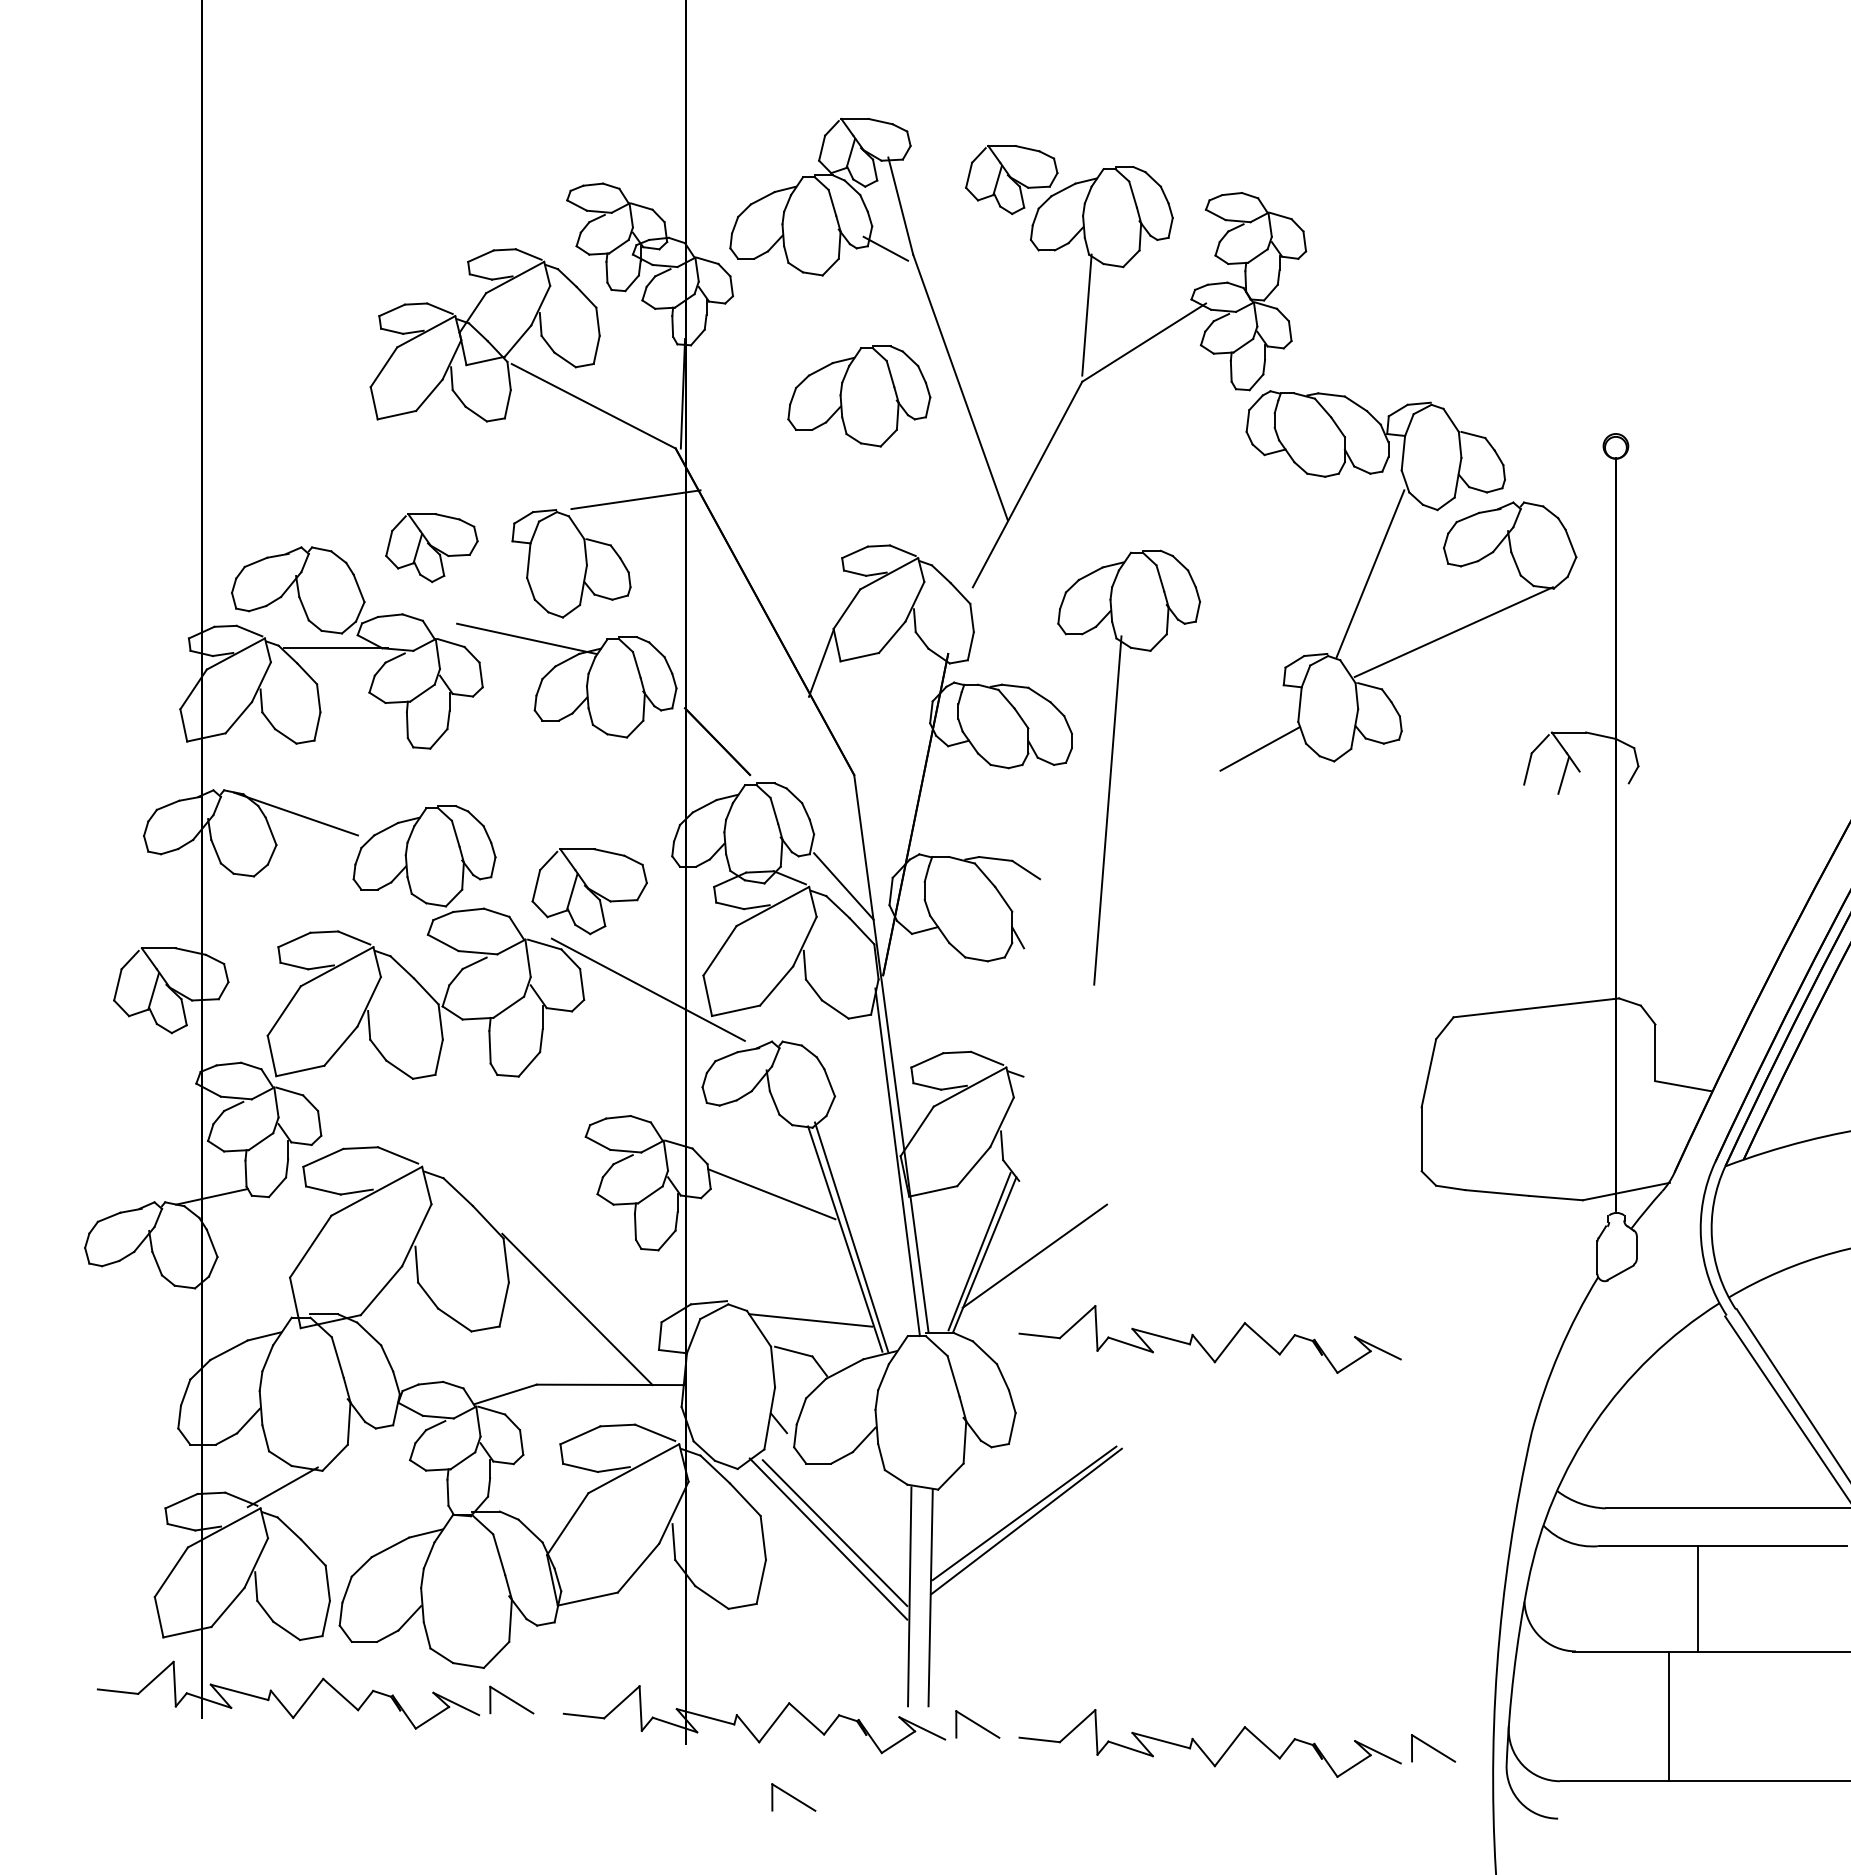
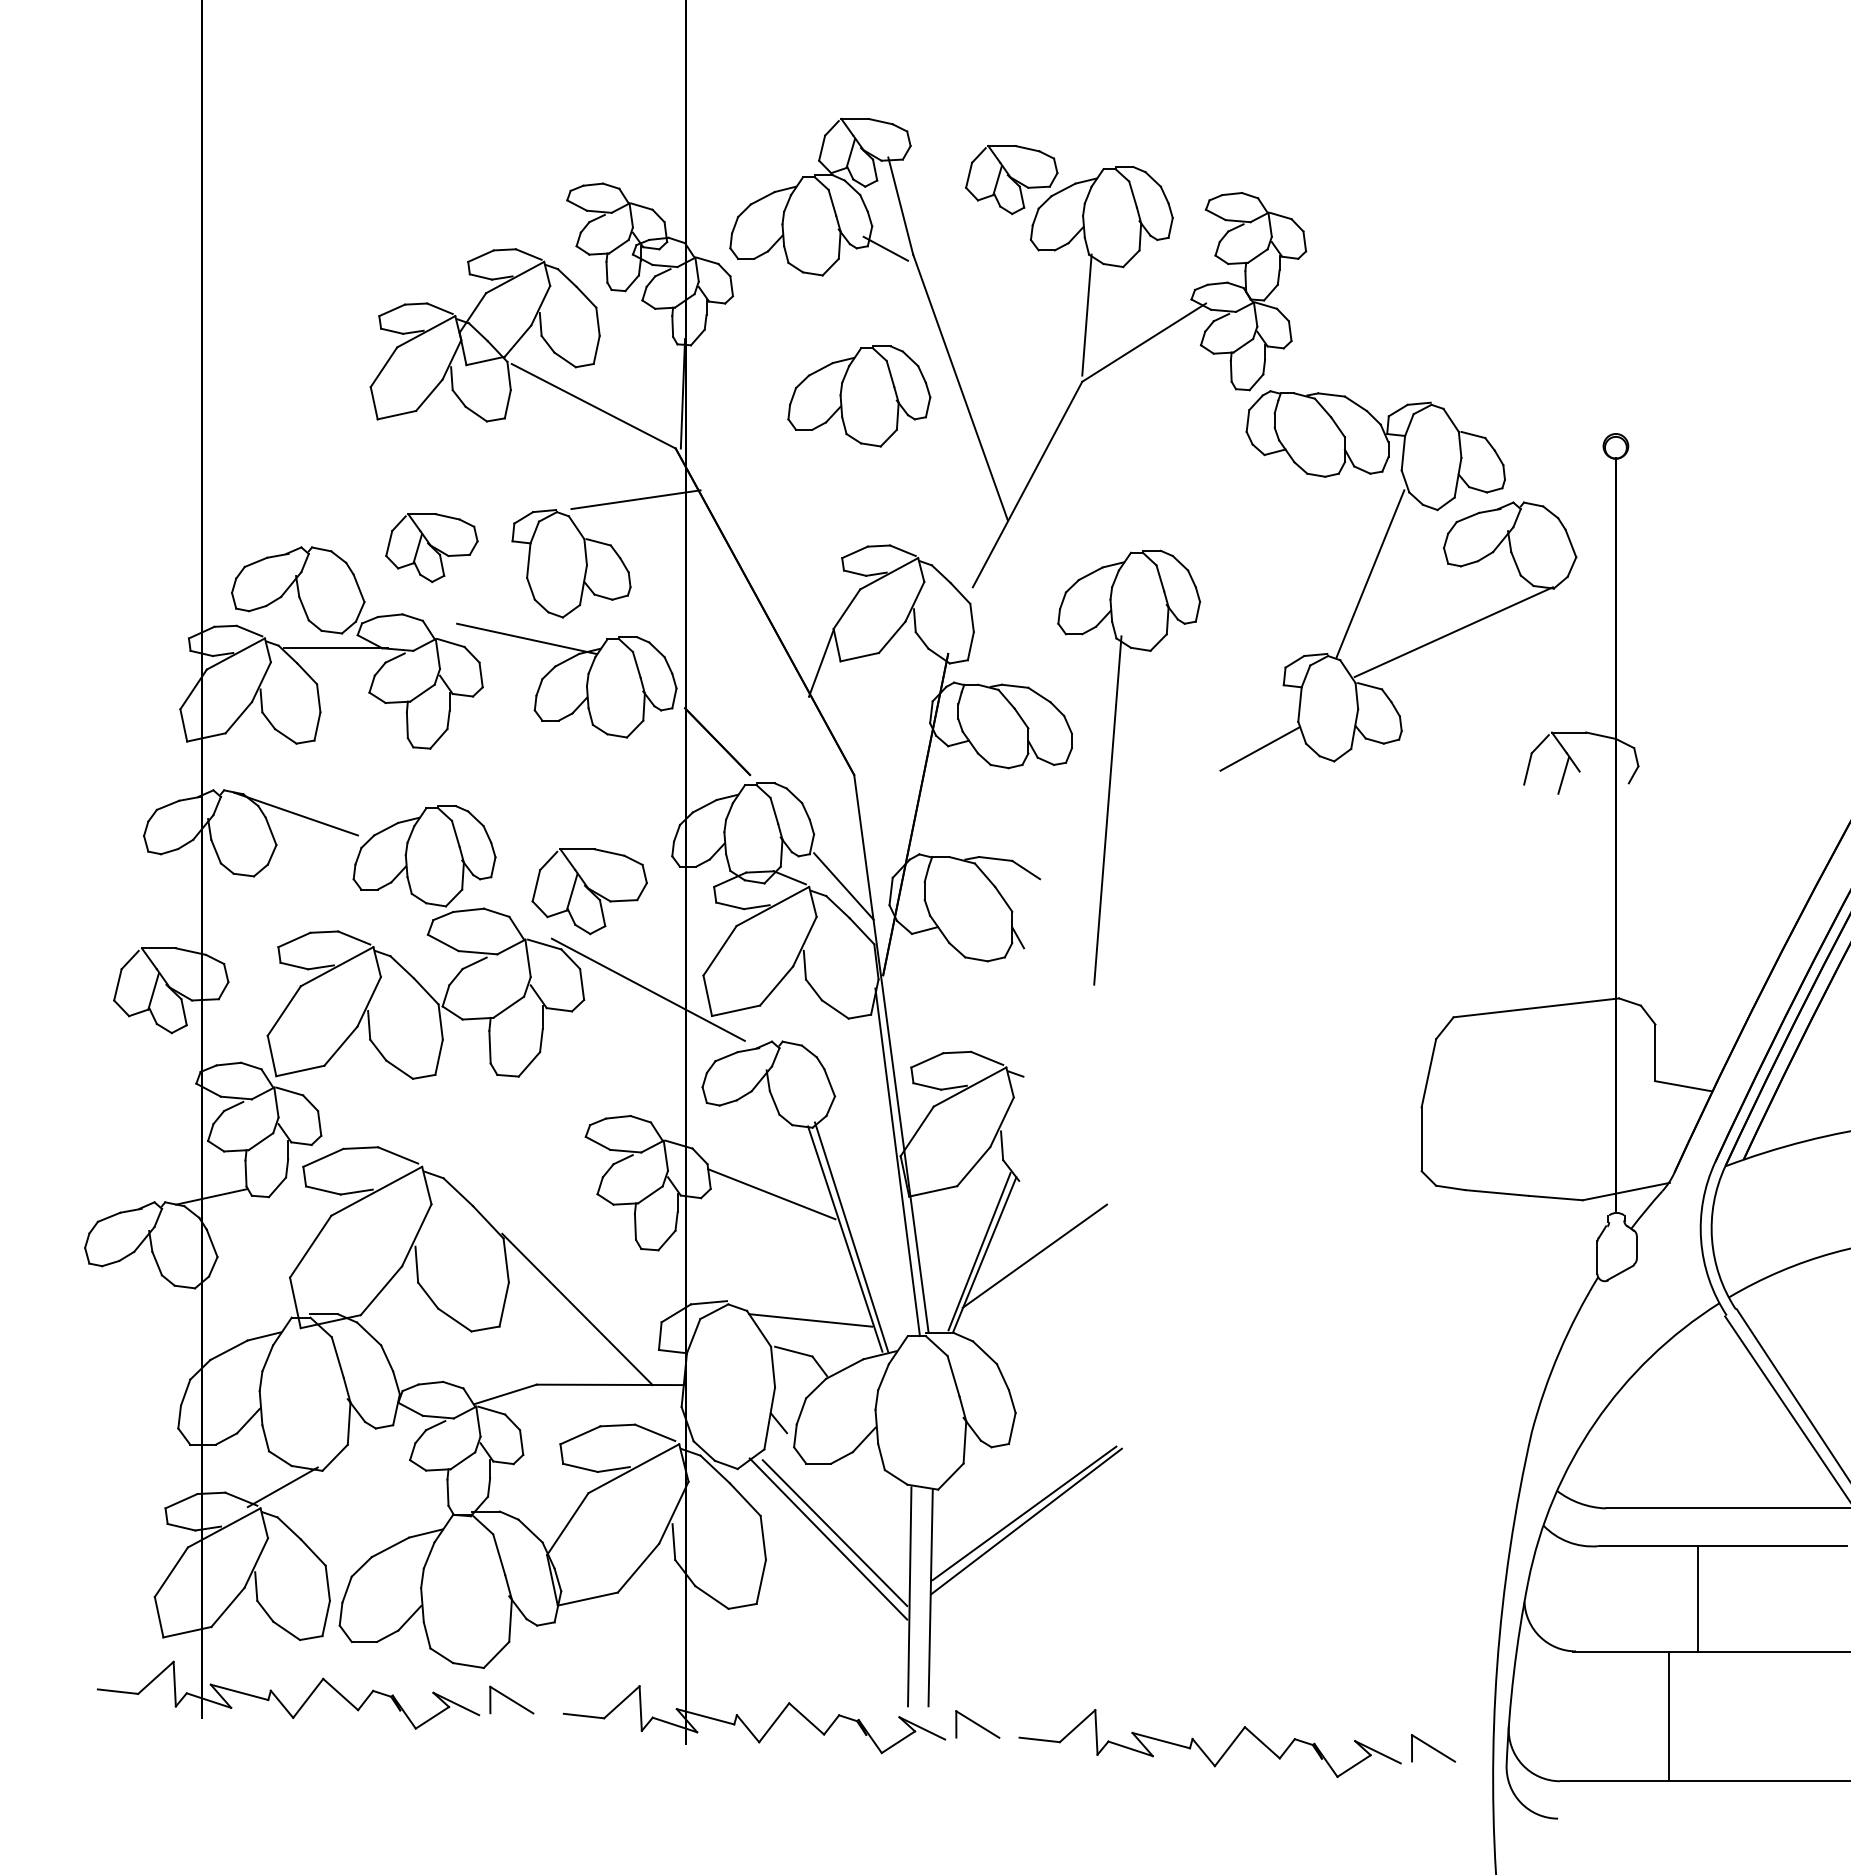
part: present -> none (1202, 1345)
part: present -> none (793, 1797)
